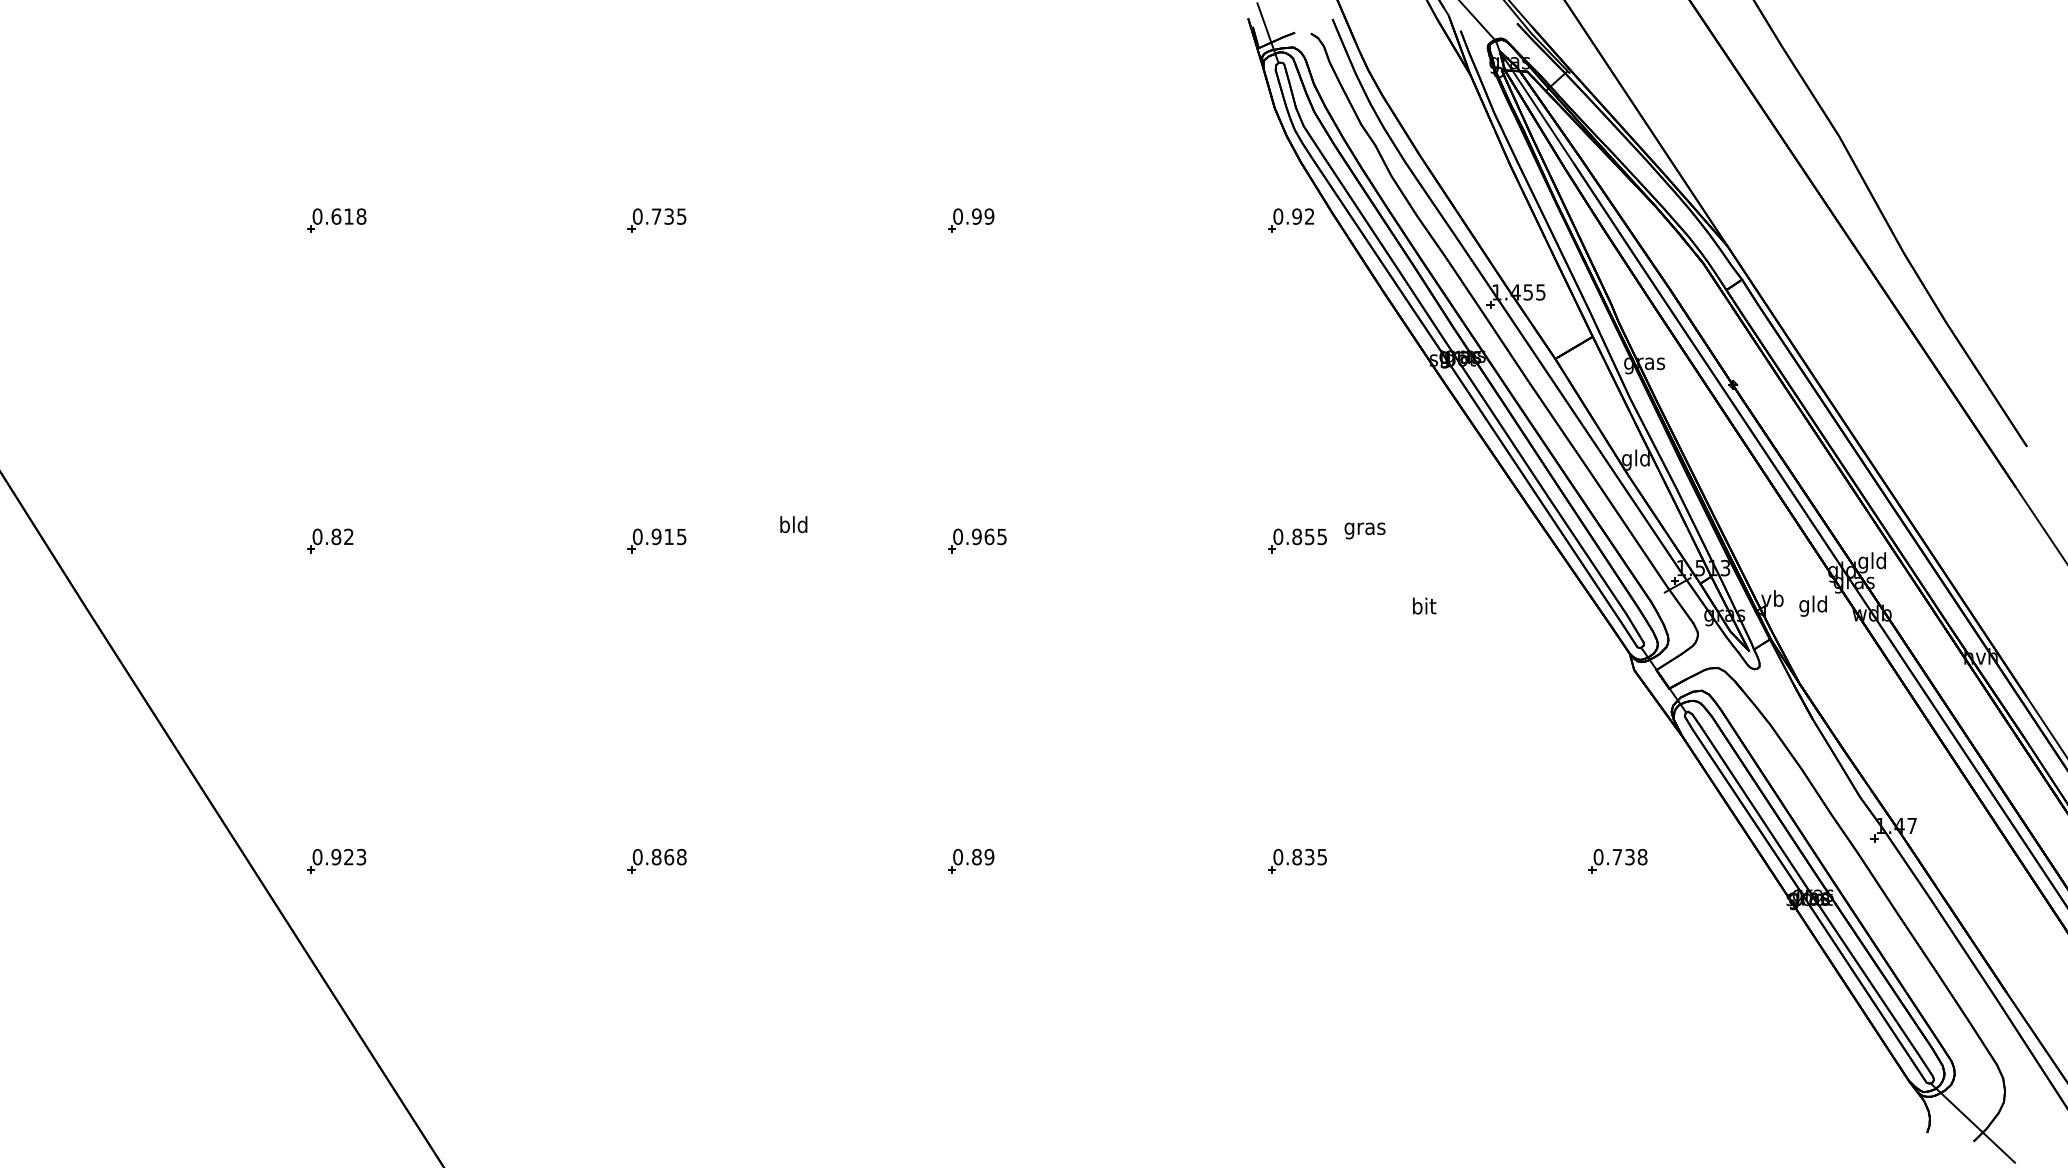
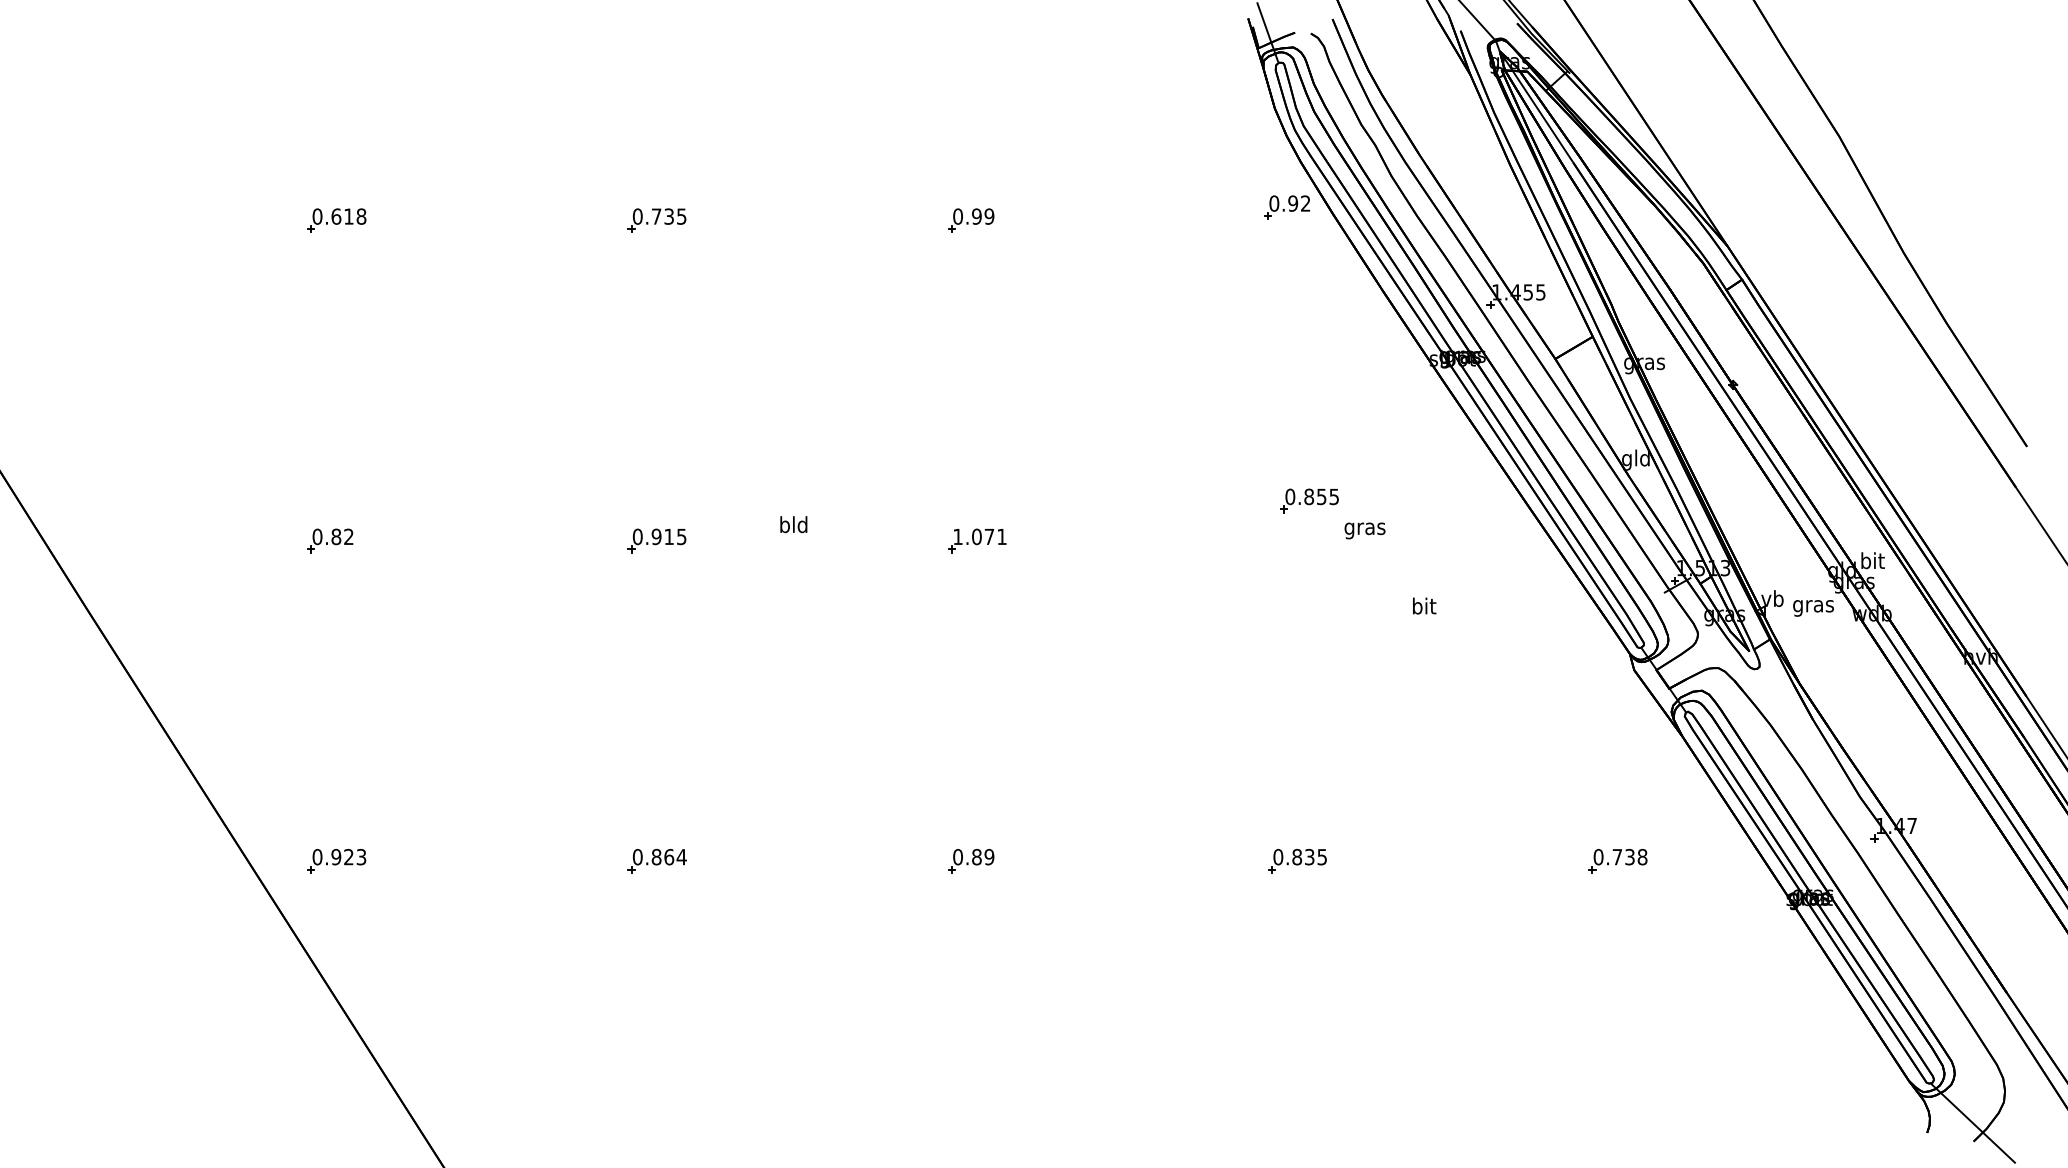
part position: (1290, 220) -> (1286, 207) (1286, 207)
text: 0.965 -> 1.071 (979, 536)
part position: (1297, 540) -> (1309, 500) (1309, 500)
text: gld -> bit (1871, 562)
text: gld -> gras (1813, 605)
text: 0.868 -> 0.864 (681, 856)
